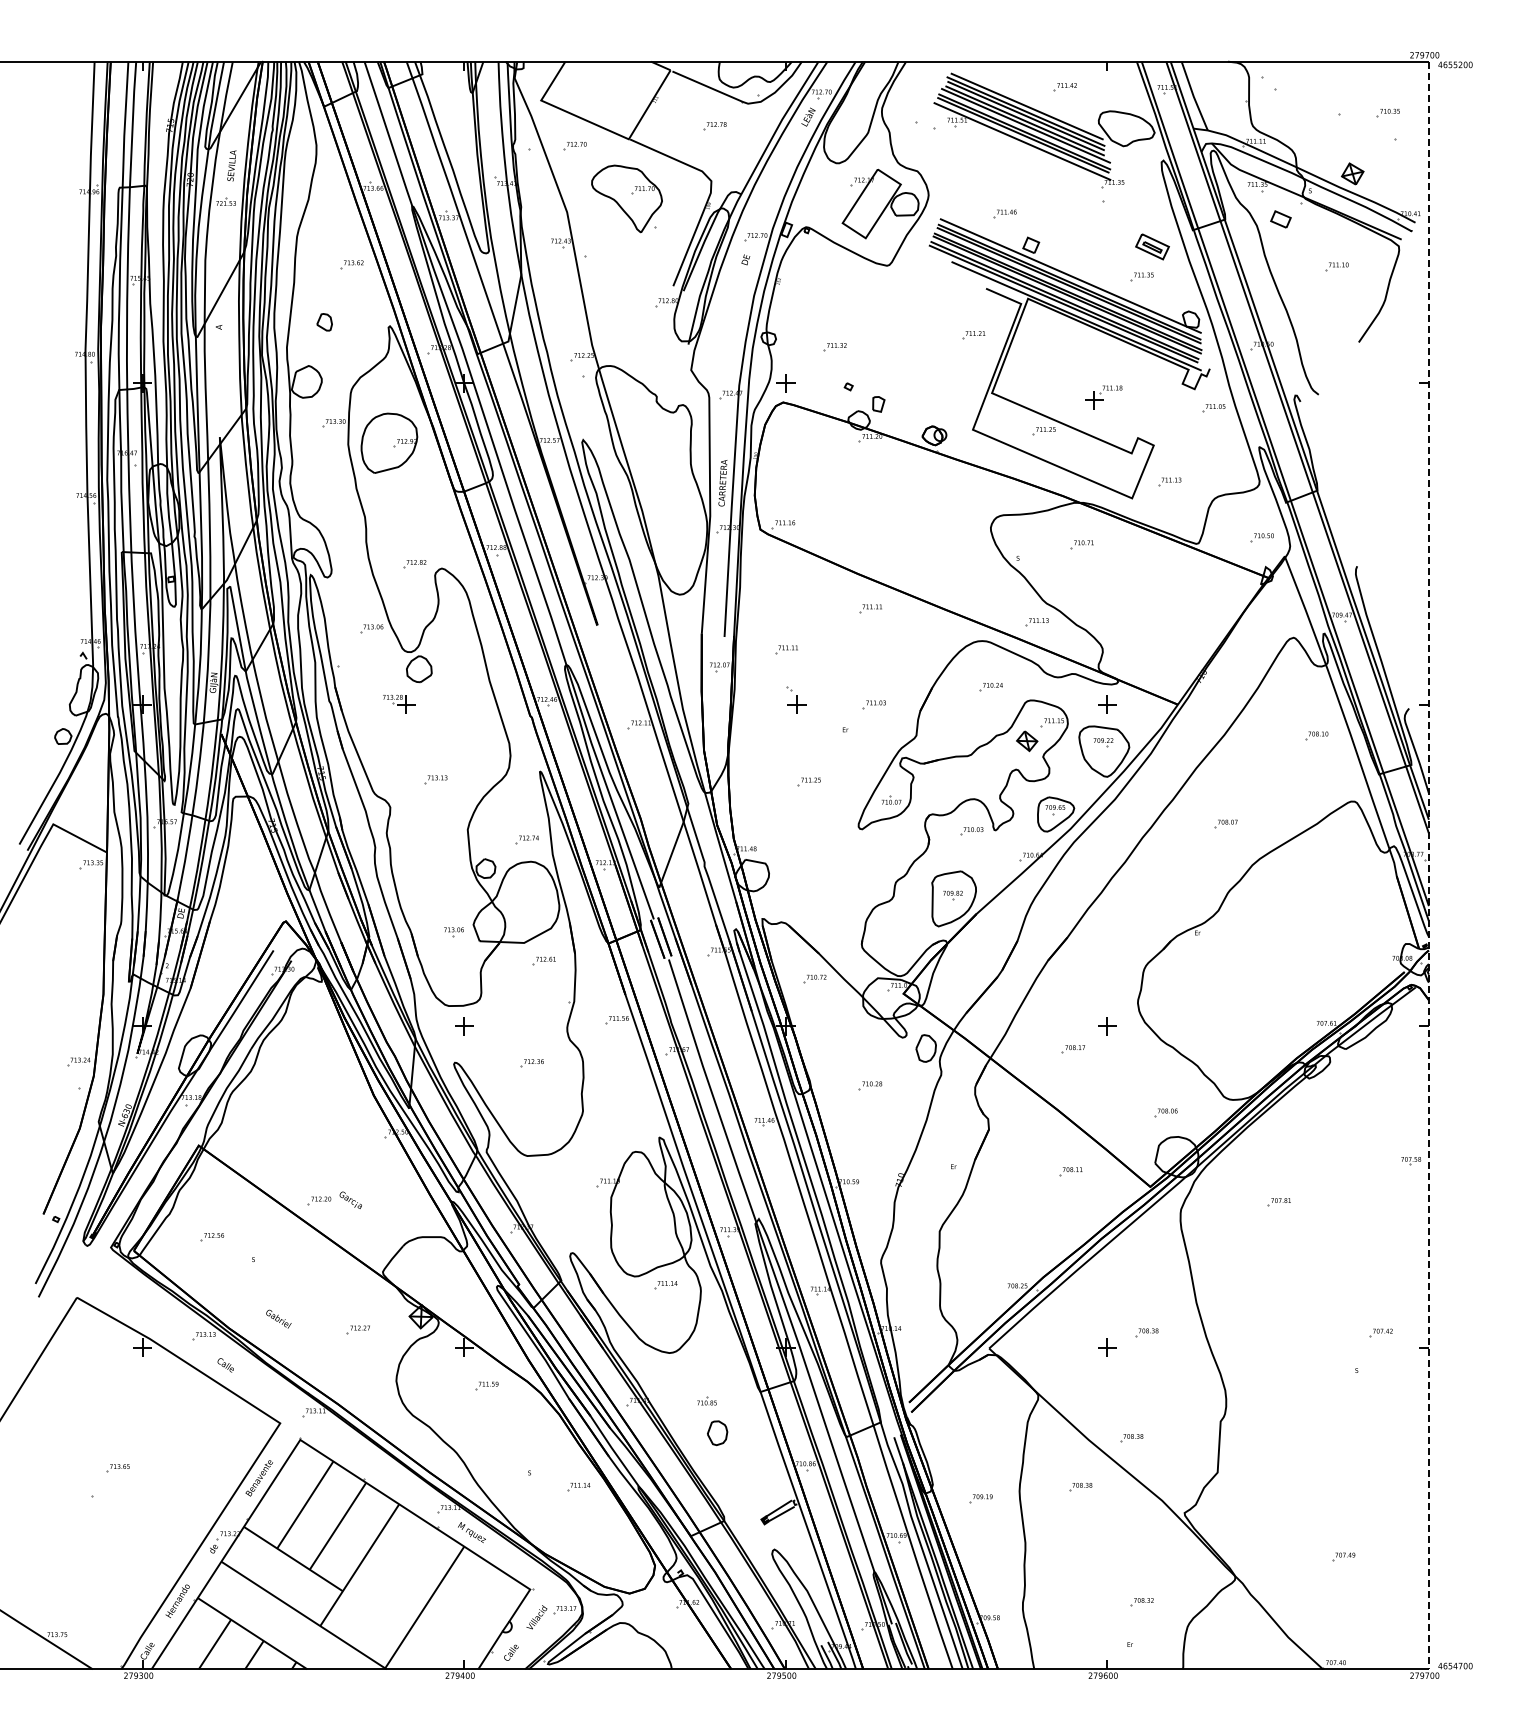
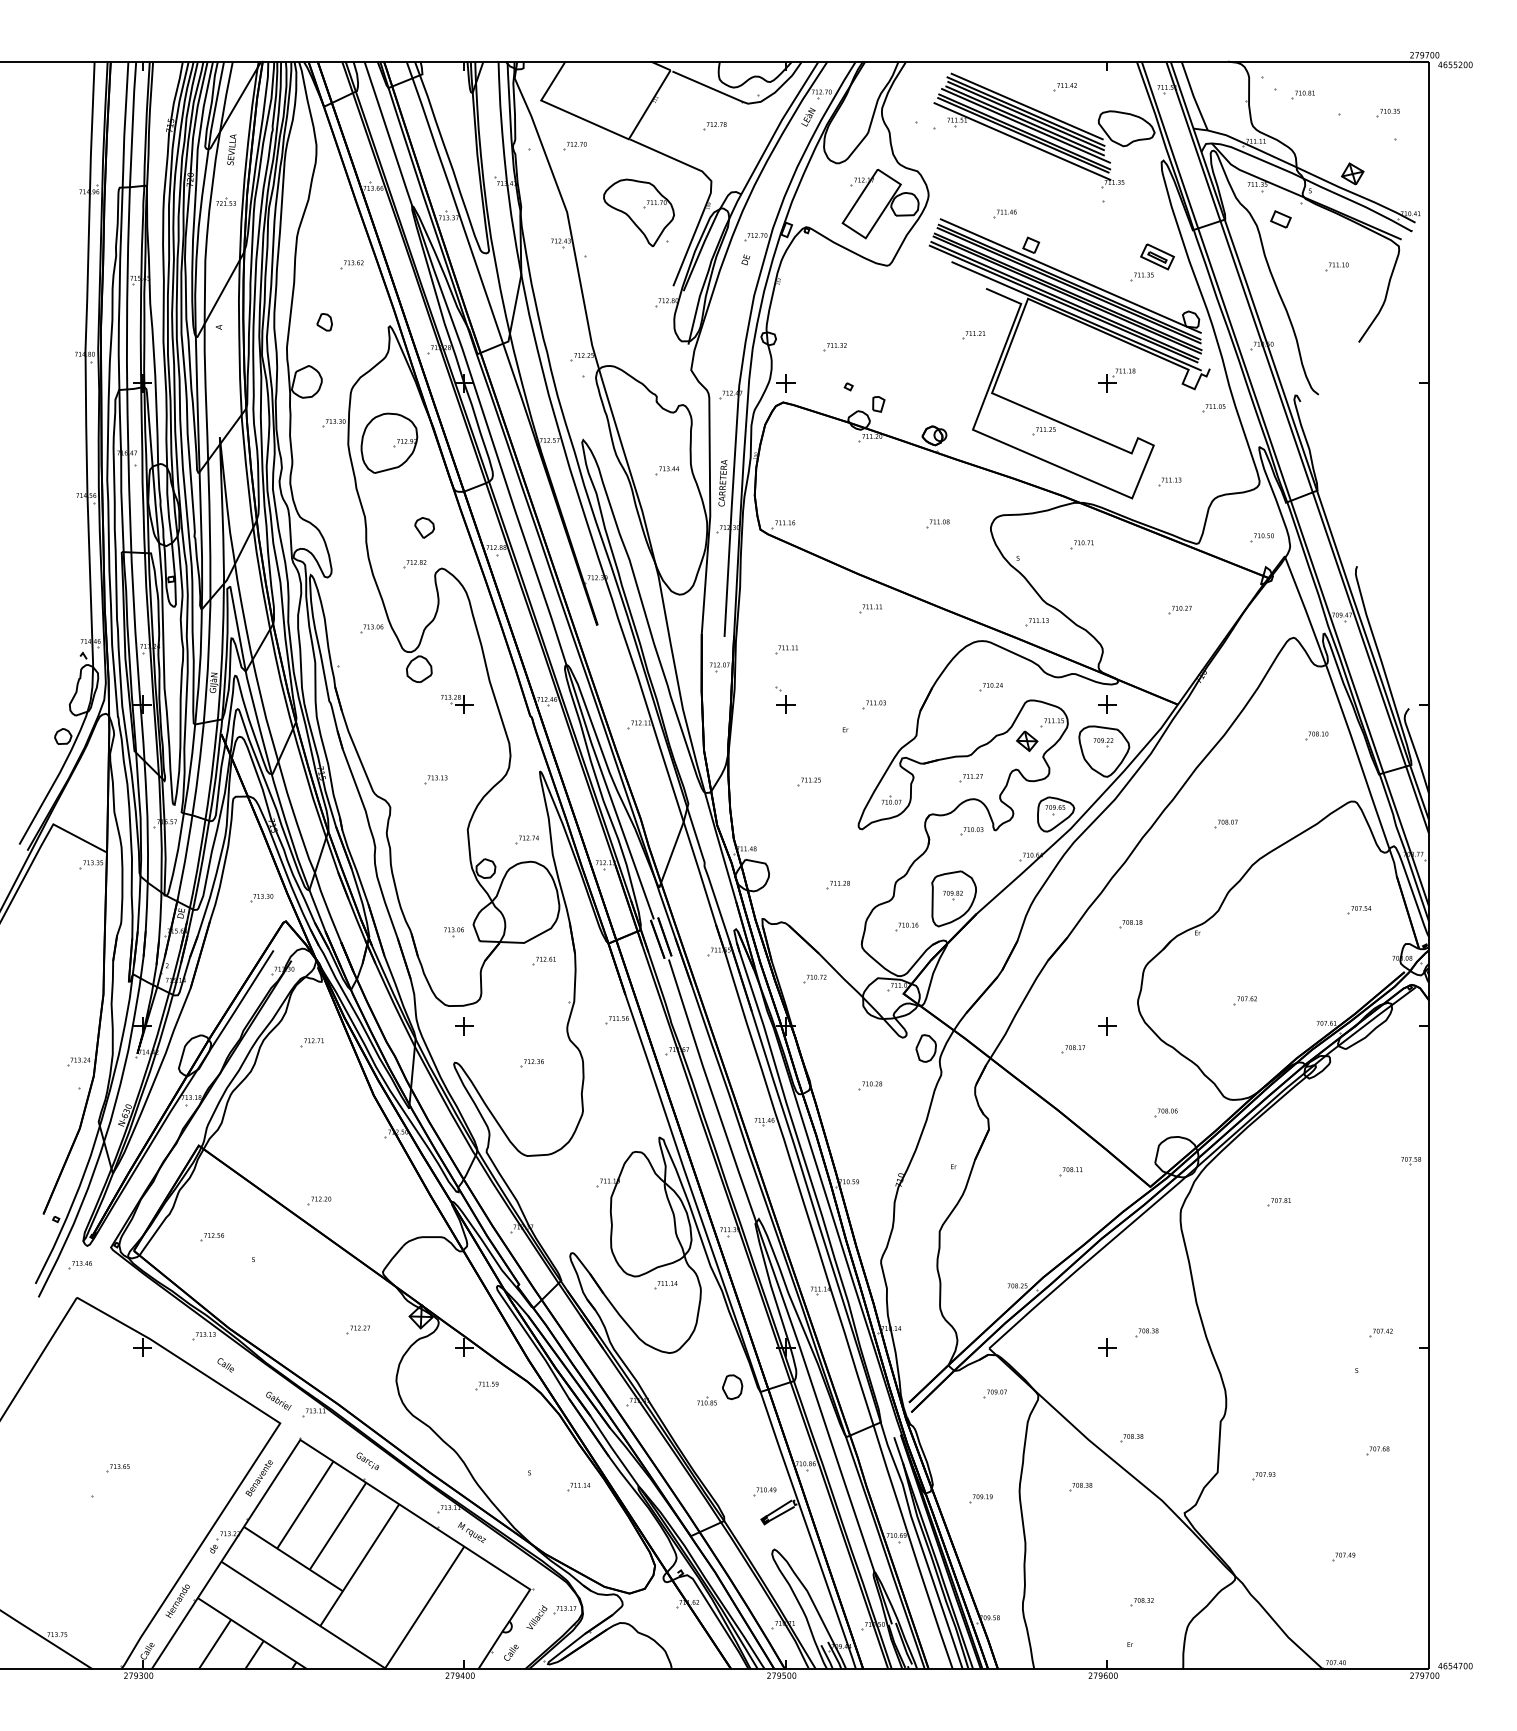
part: none -> present (1302, 94)
text position: (231, 165) -> (231, 149) (231, 149)
part position: (626, 198) -> (638, 212) (638, 212)
part position: (1152, 246) -> (1157, 256) (1157, 256)
part position: (1103, 397) -> (1116, 380) (1116, 380)
part: none -> present (666, 470)
part: none -> present (937, 523)
part: none -> present (424, 527)
part: none -> present (1179, 609)
part position: (796, 699) -> (785, 699) (785, 699)
part position: (399, 703) -> (457, 703) (457, 703)
part: none -> present (970, 778)
line: dashed -> solid (1428, 865)
part: none -> present (837, 884)
part: none -> present (261, 898)
part: none -> present (1359, 910)
part: none -> present (1130, 924)
part: none -> present (906, 926)
part: none -> present (1244, 1000)
part: none -> present (311, 1042)
text position: (350, 1199) -> (367, 1460) (367, 1460)
part: none -> present (79, 1265)
text position: (278, 1318) -> (278, 1400) (278, 1400)
part: none -> present (994, 1393)
part position: (717, 1433) -> (732, 1387) (732, 1387)
part: none -> present (1377, 1450)
part: none -> present (1263, 1476)
part: none -> present (764, 1491)
